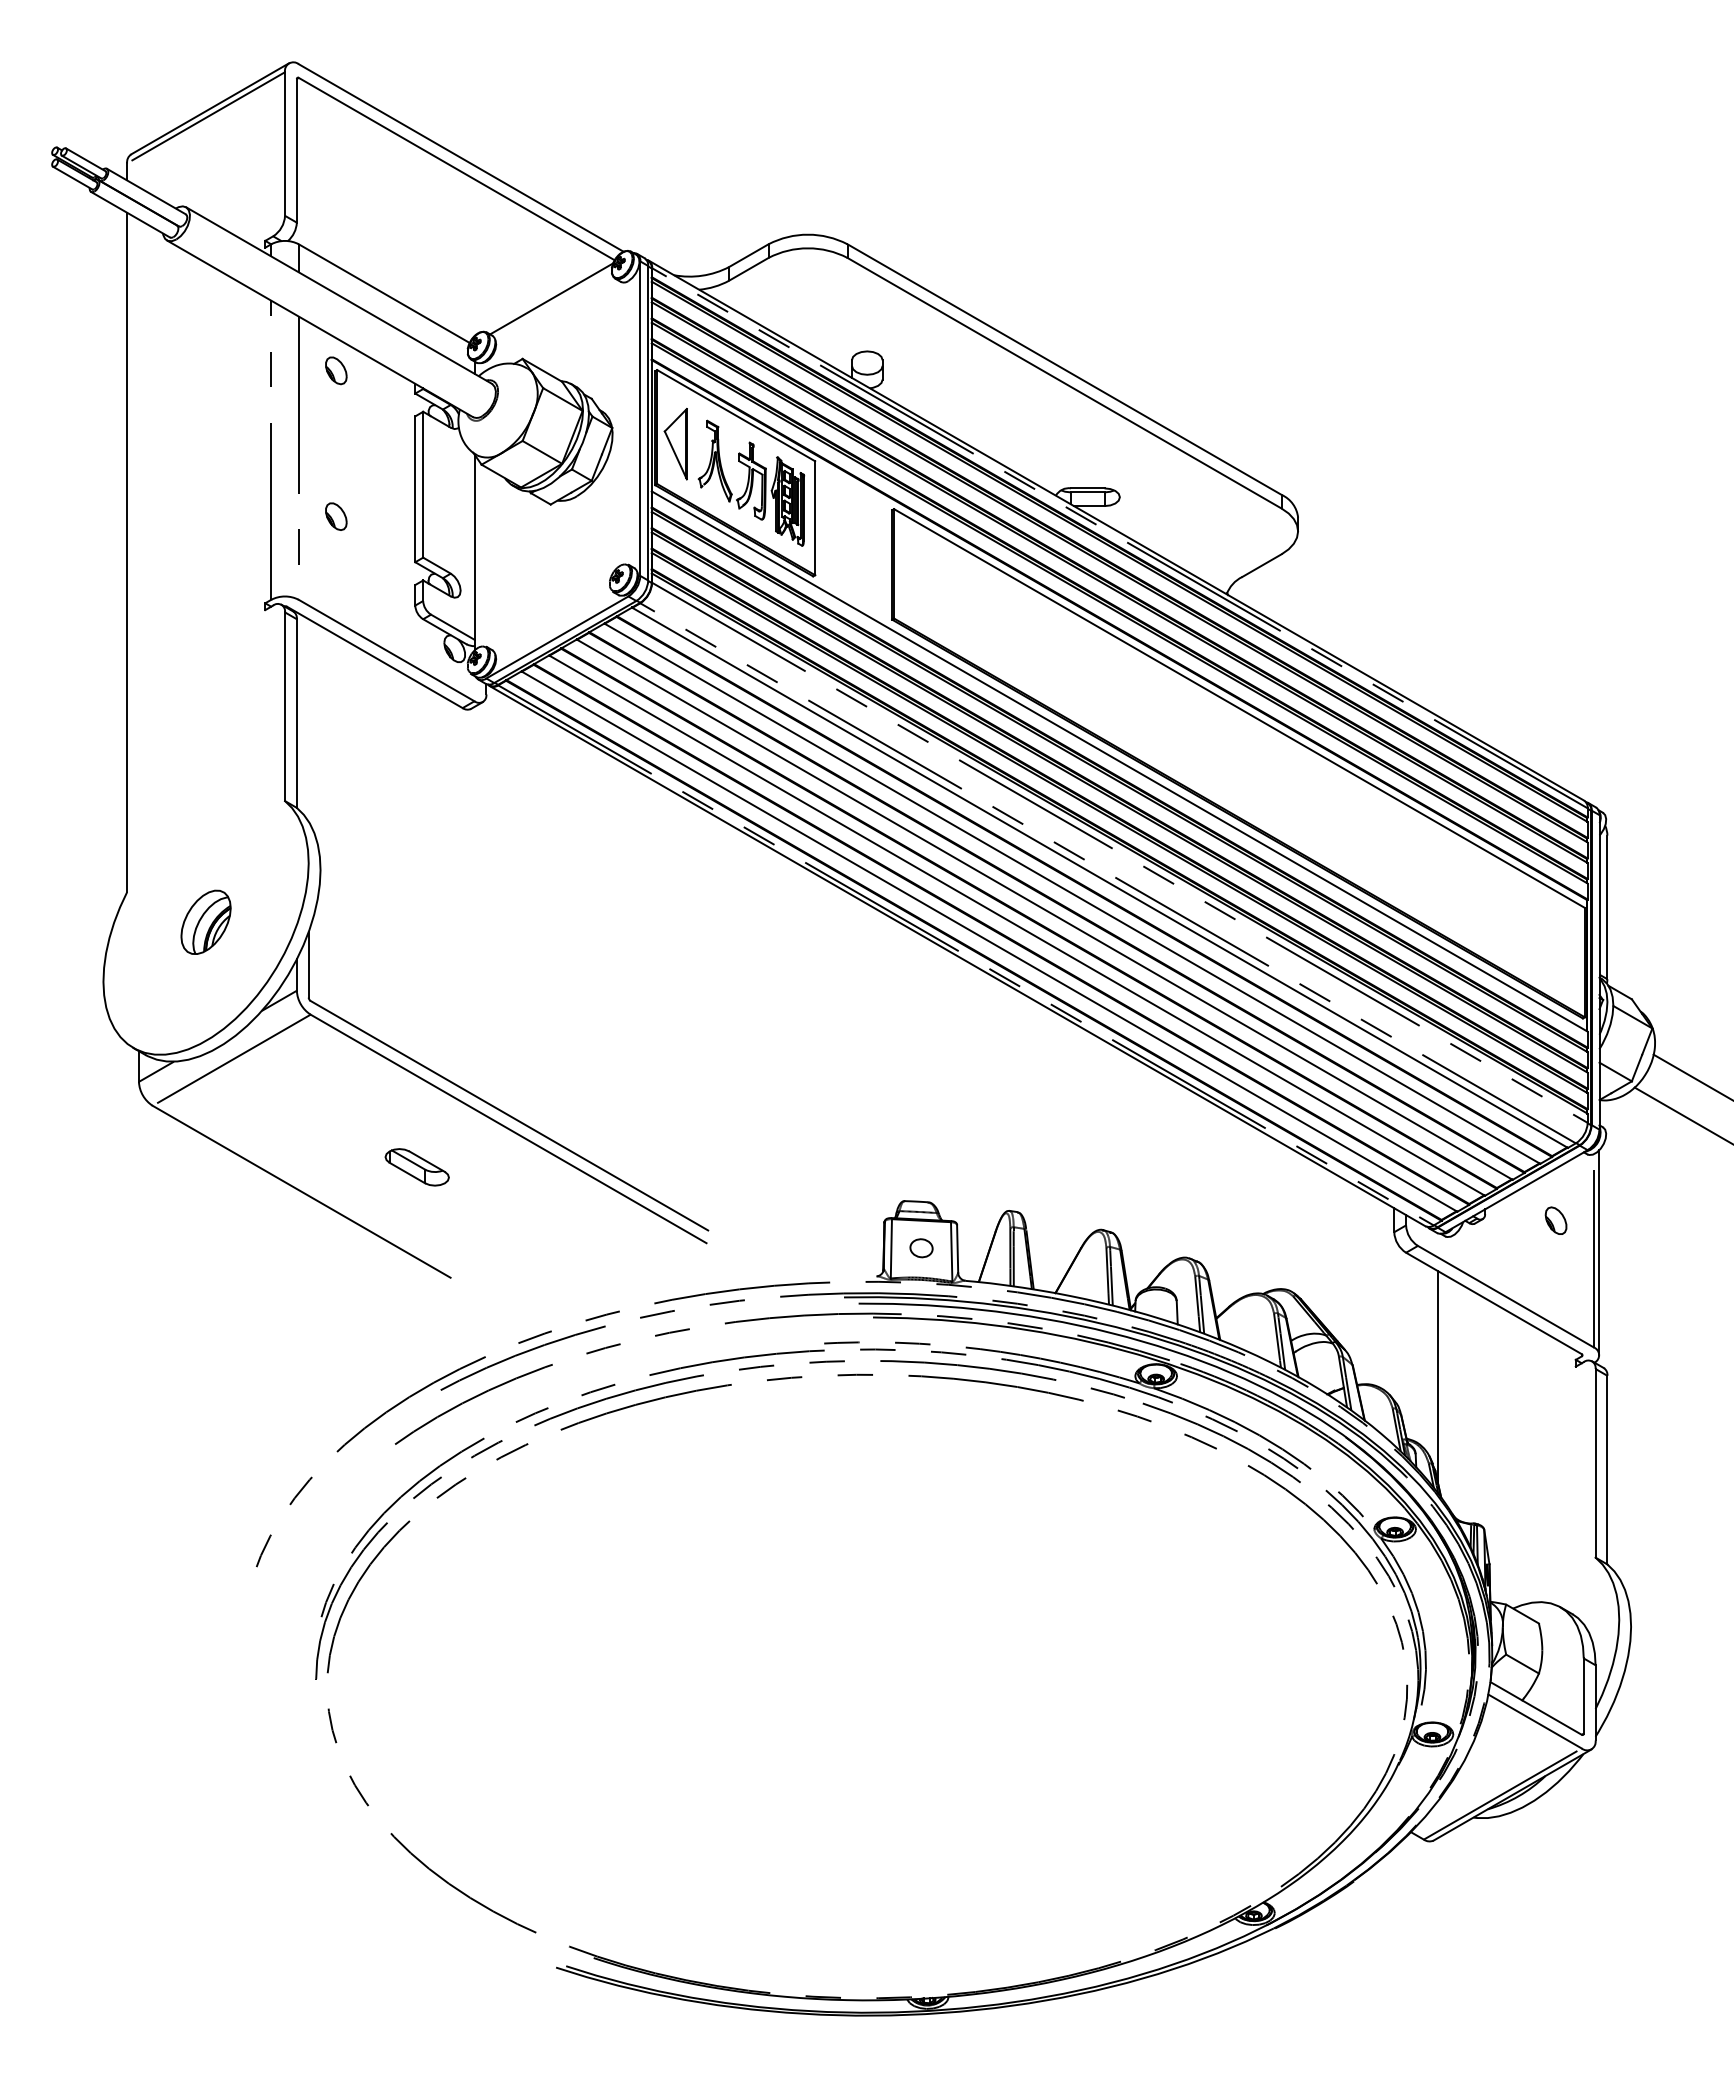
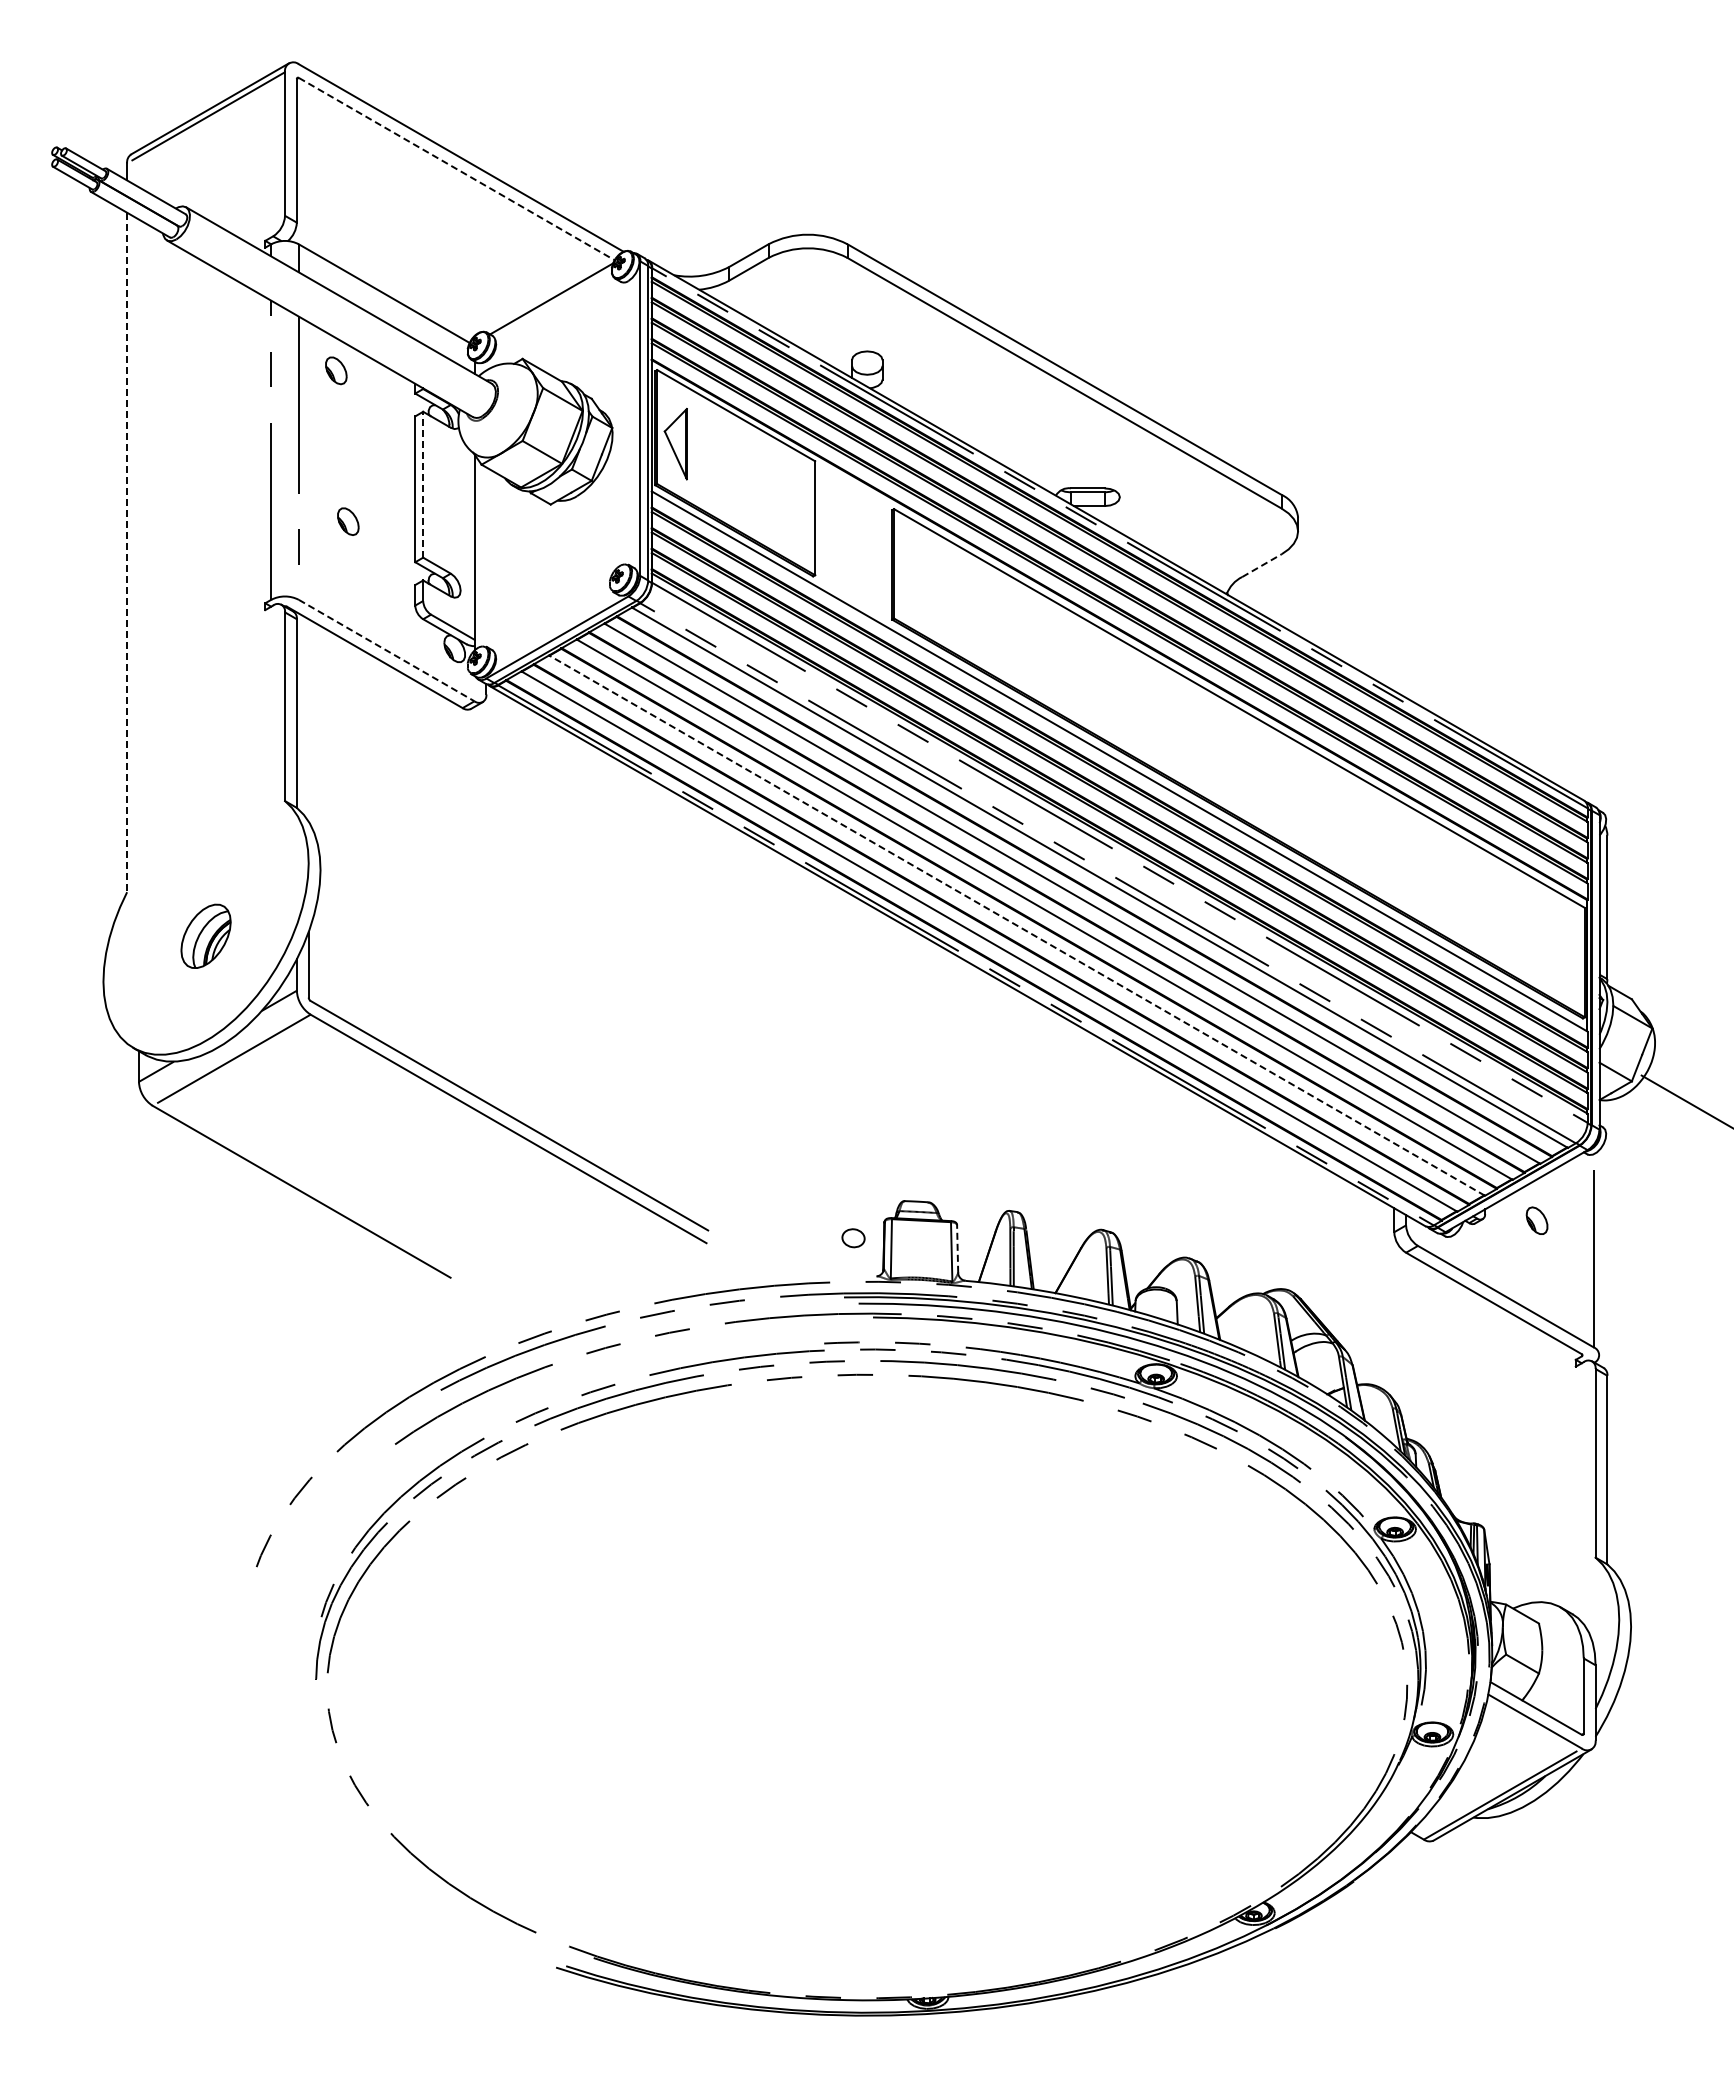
line: solid -> dashed (457, 169)
part: present -> none (751, 482)
line: solid -> dashed (423, 484)
part position: (336, 516) -> (348, 521) (348, 521)
line: solid -> dashed (127, 552)
line: solid -> dashed (1262, 565)
line: solid -> dashed (387, 650)
part position: (205, 921) -> (205, 935) (205, 935)
line: solid -> dashed (1016, 925)
line: present -> none (1691, 1076)
line position: (1682, 1115) -> (1685, 1101) (1685, 1101)
part: present -> none (416, 1167)
part position: (1555, 1220) -> (1536, 1220) (1536, 1220)
part position: (921, 1248) -> (853, 1238) (853, 1238)
line: solid -> dashed (957, 1248)
line: present -> none (1599, 1252)
line: present -> none (1437, 1375)
